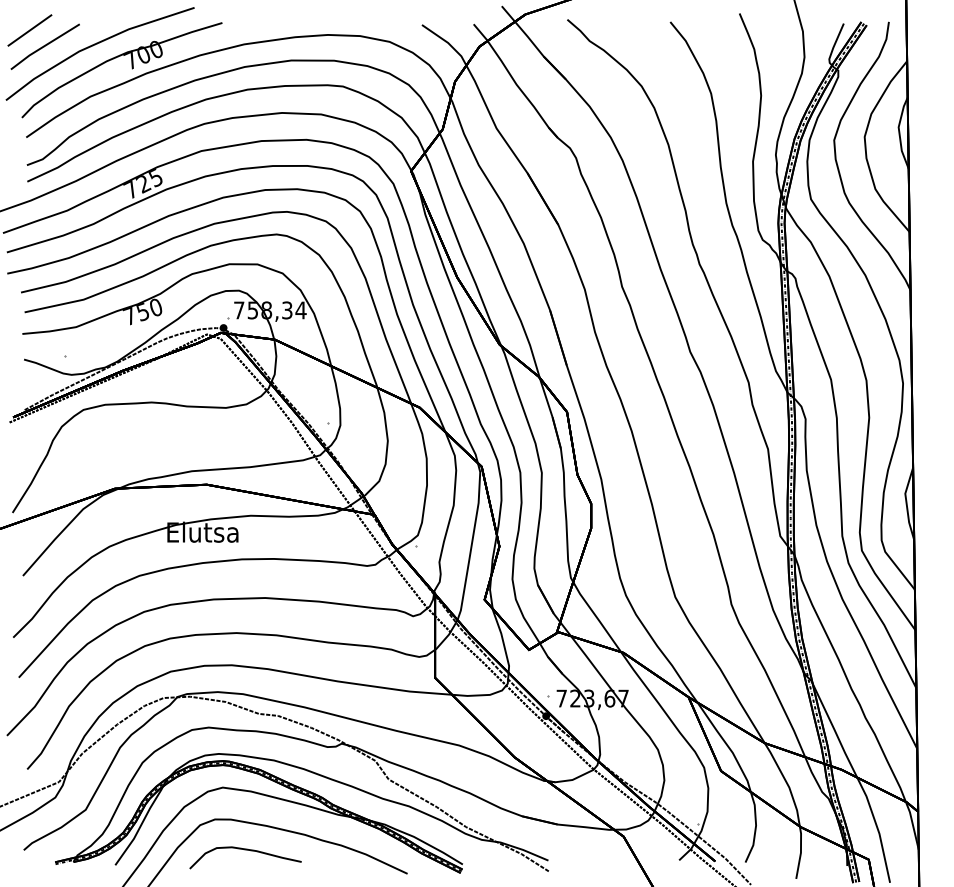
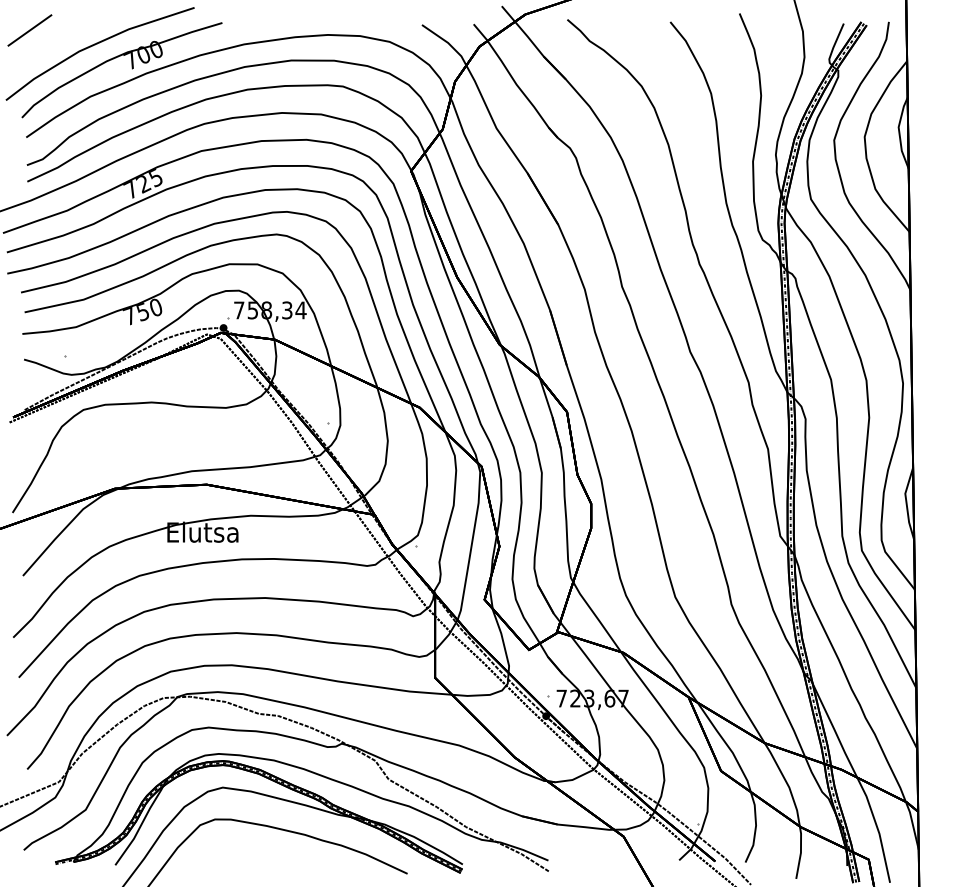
line: present -> none (44, 46)
curve: present -> none (245, 850)
